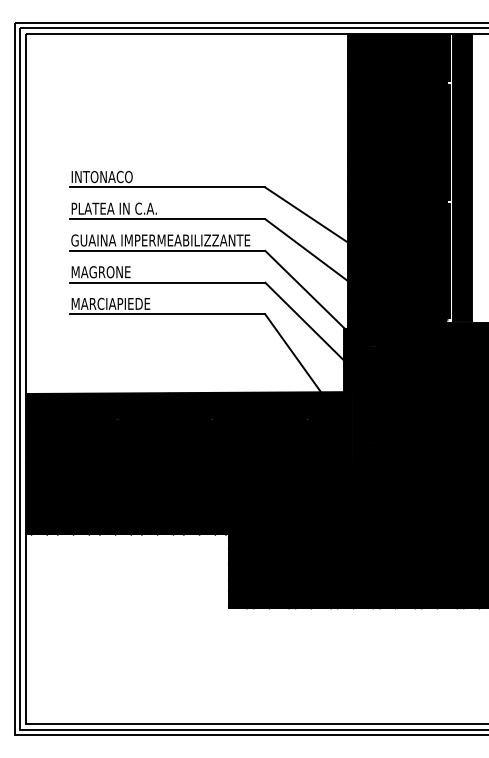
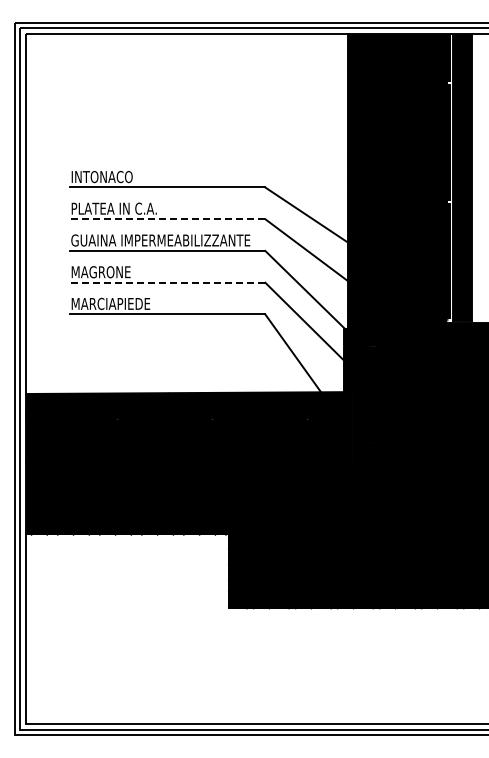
line: solid -> dashed (167, 219)
line: solid -> dashed (167, 282)
